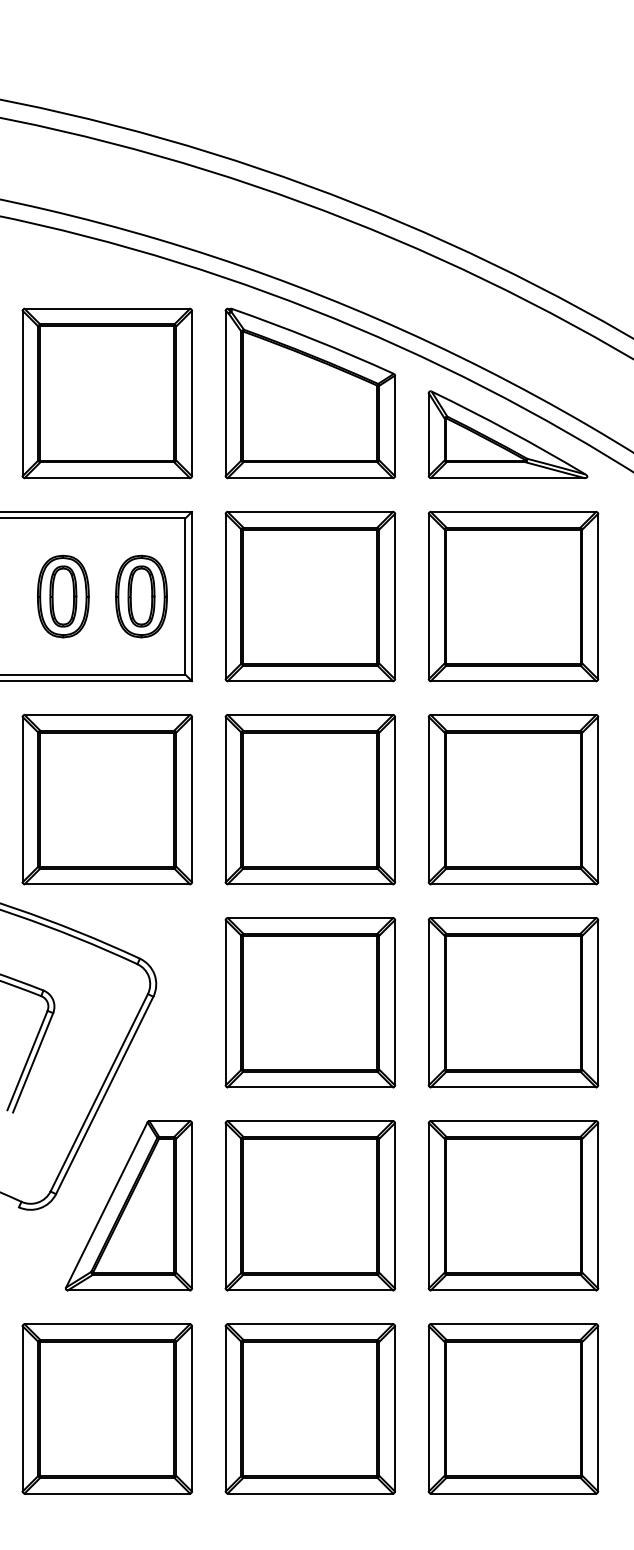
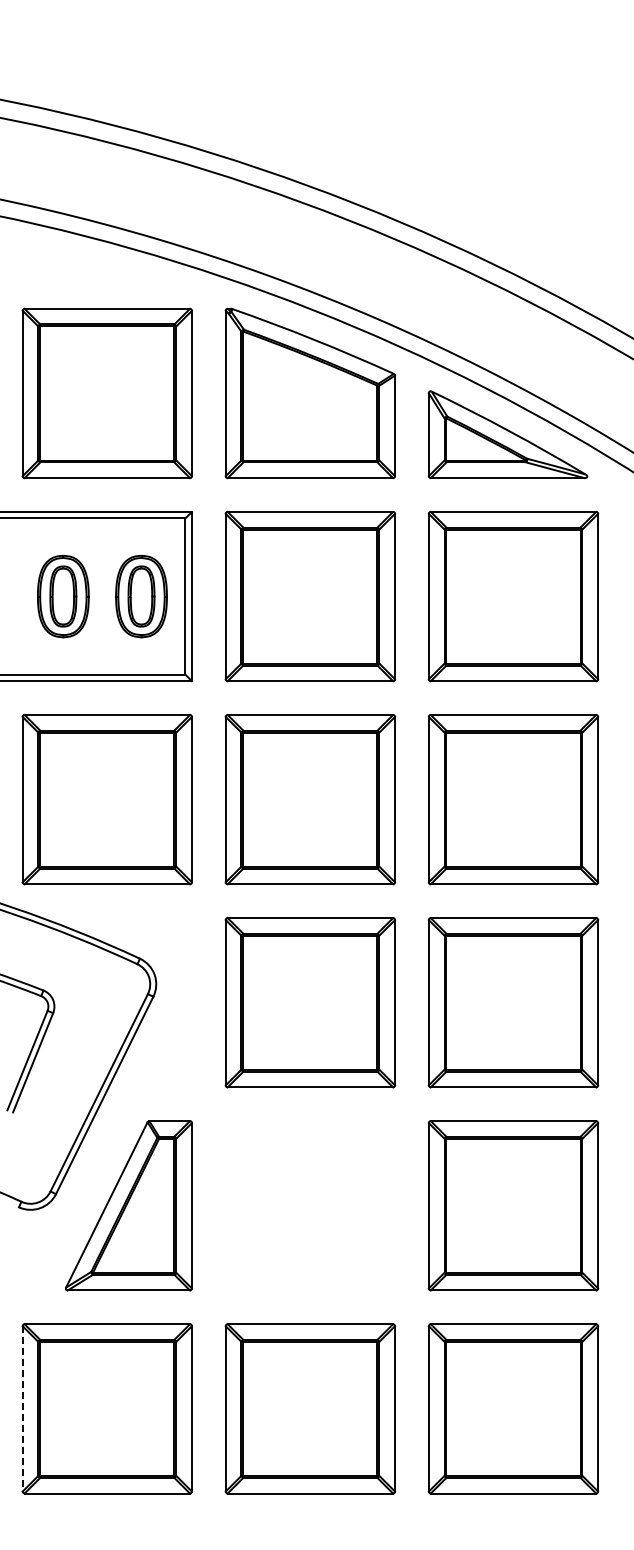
part: present -> none (310, 1205)
line: solid -> dashed (22, 1408)
